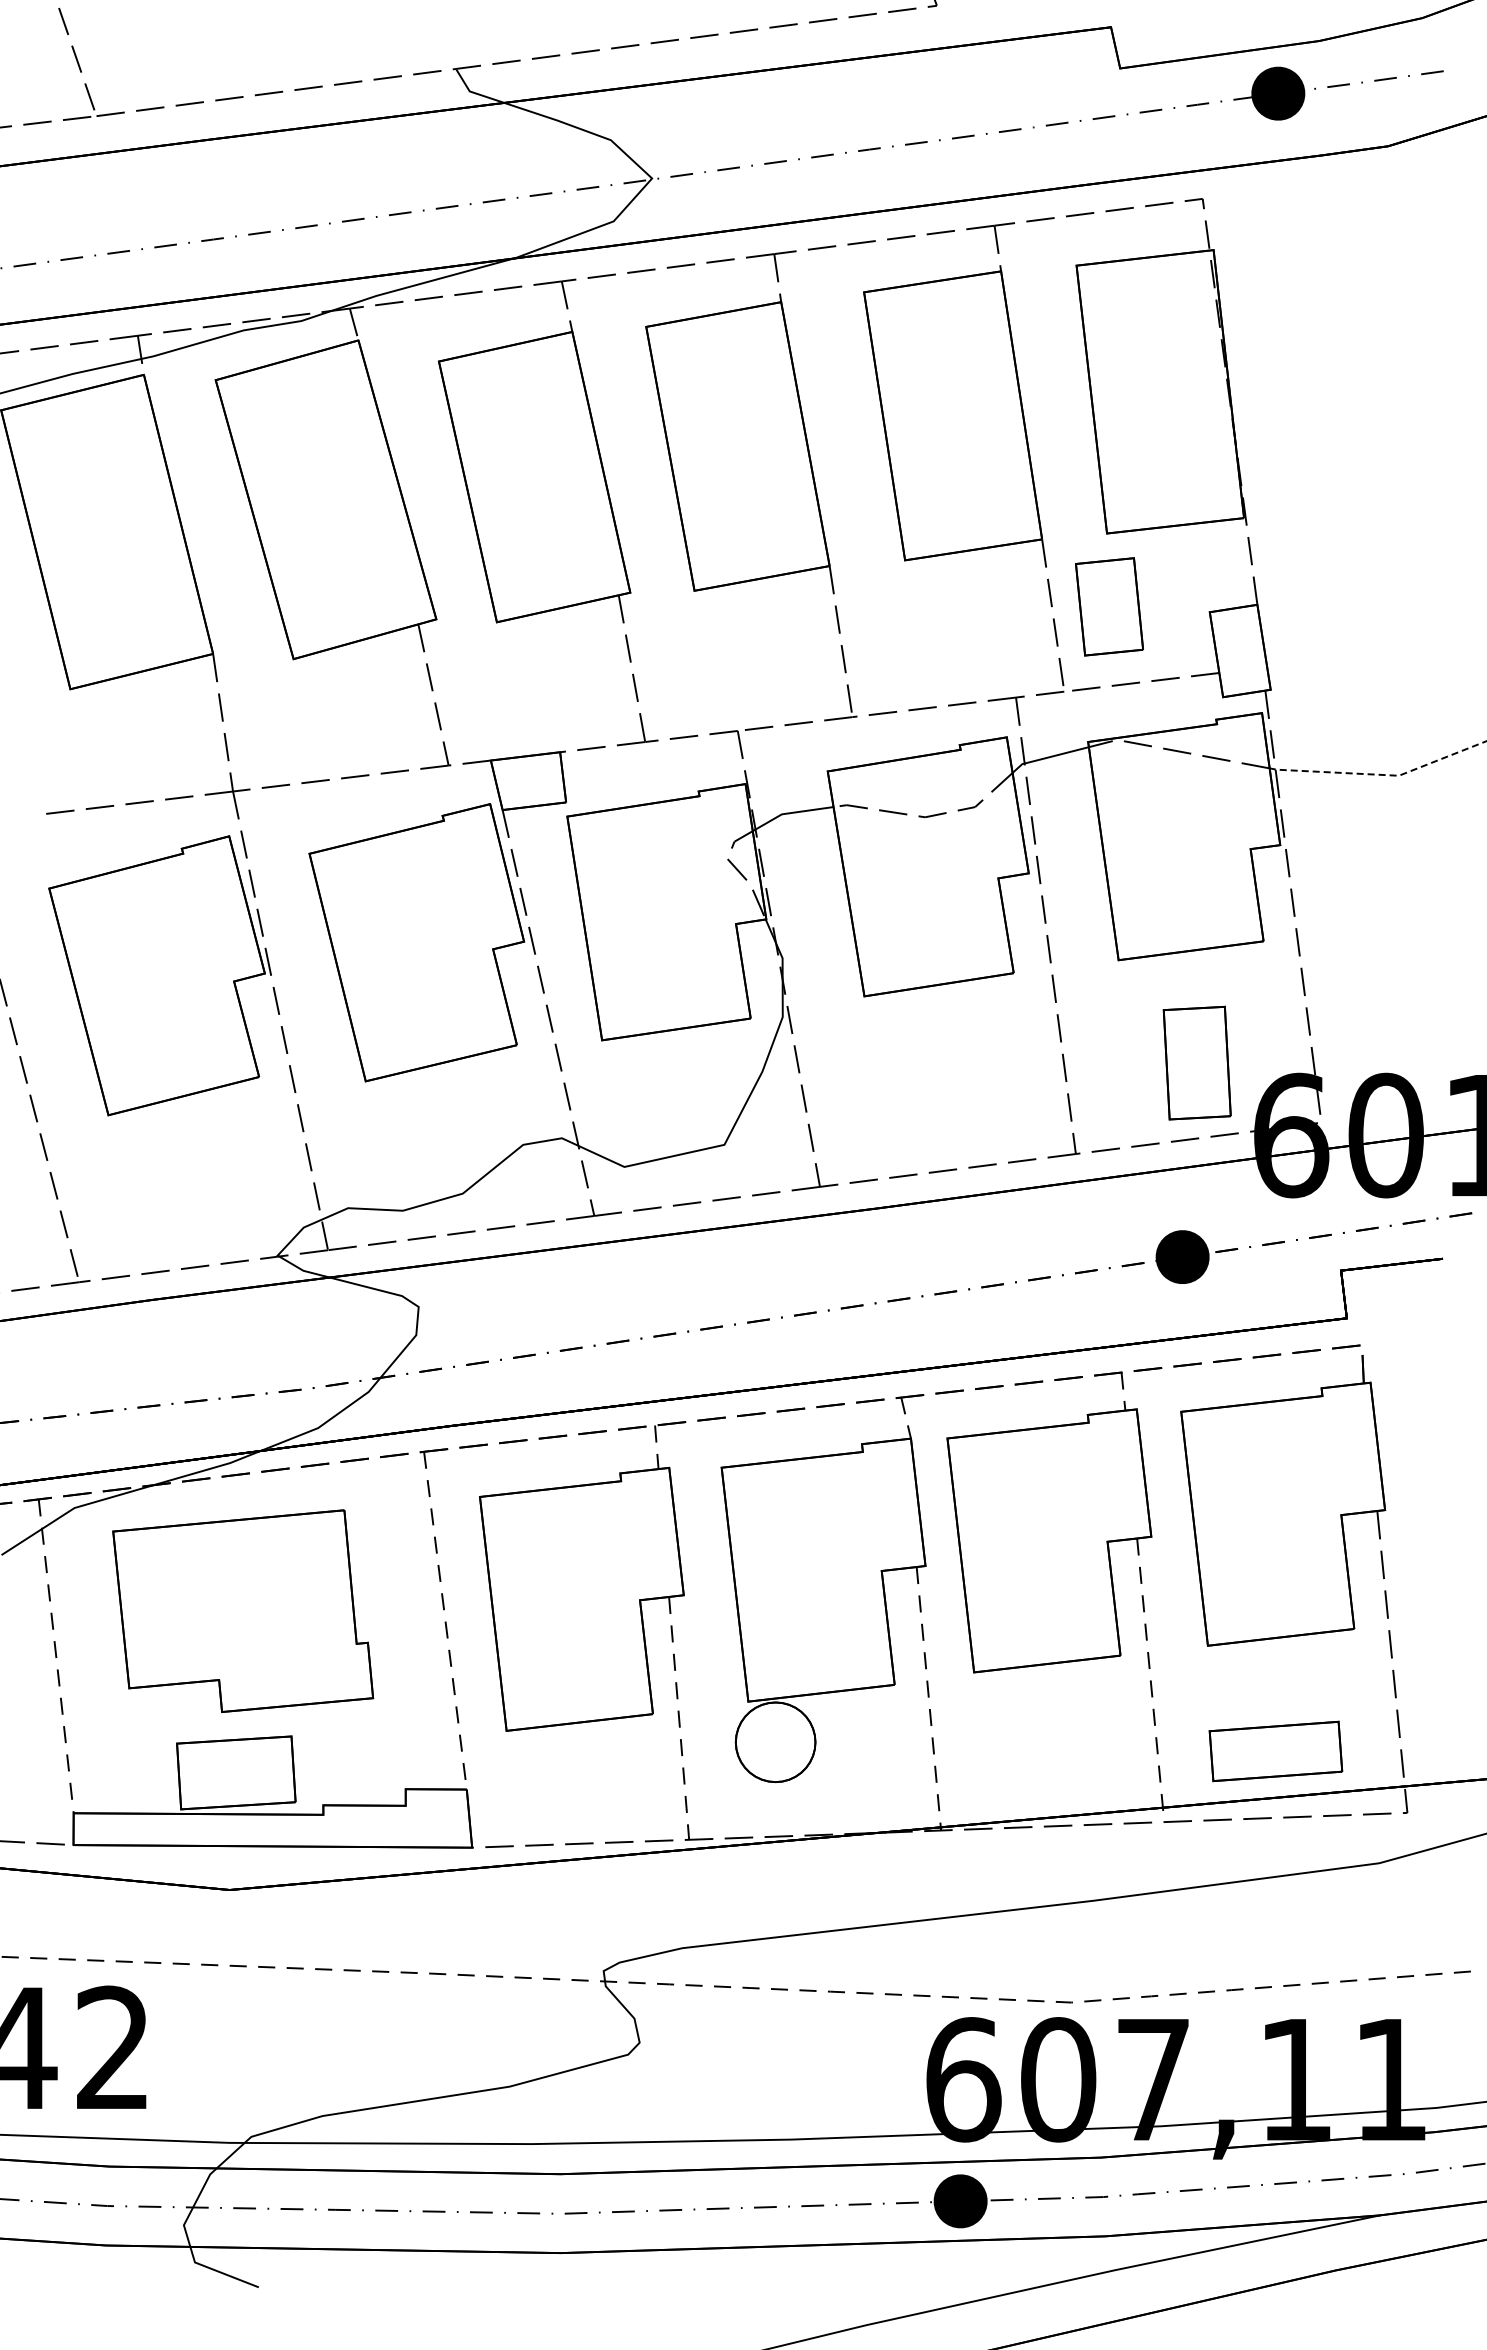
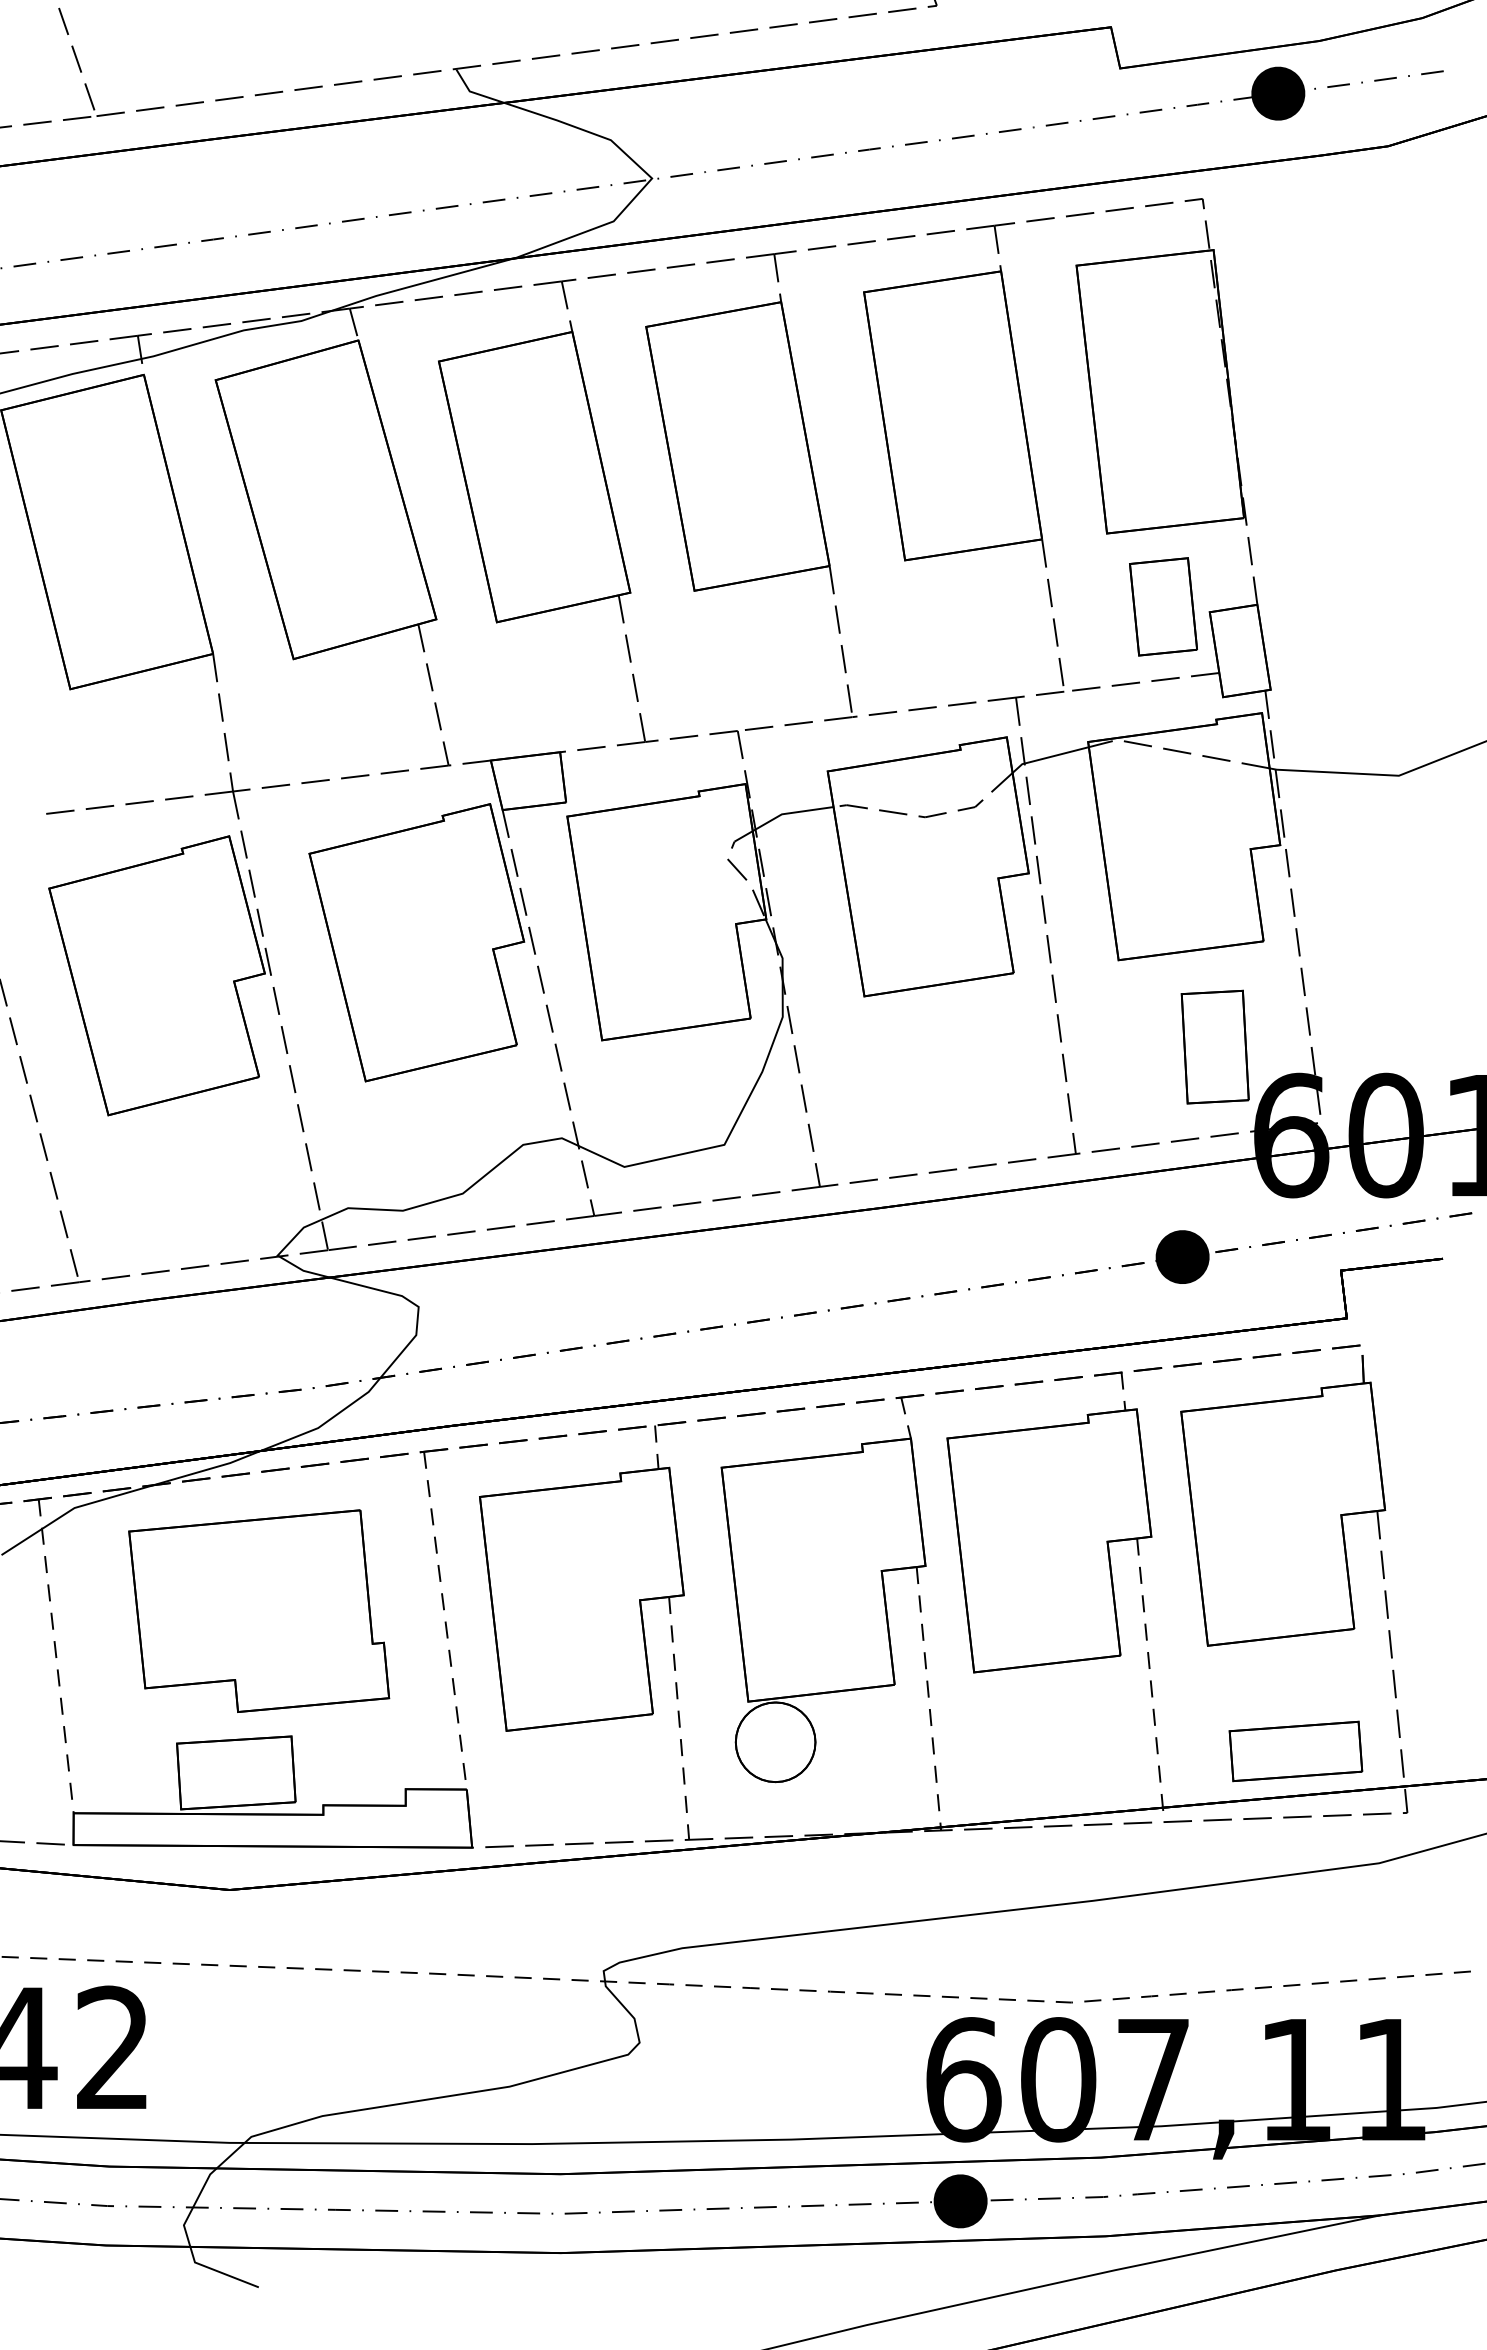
part position: (1109, 606) -> (1163, 606) (1163, 606)
line: dashed -> solid (1380, 774)
part position: (1196, 1062) -> (1214, 1046) (1214, 1046)
part position: (243, 1610) -> (259, 1610) (259, 1610)
part position: (1275, 1751) -> (1295, 1751) (1295, 1751)
